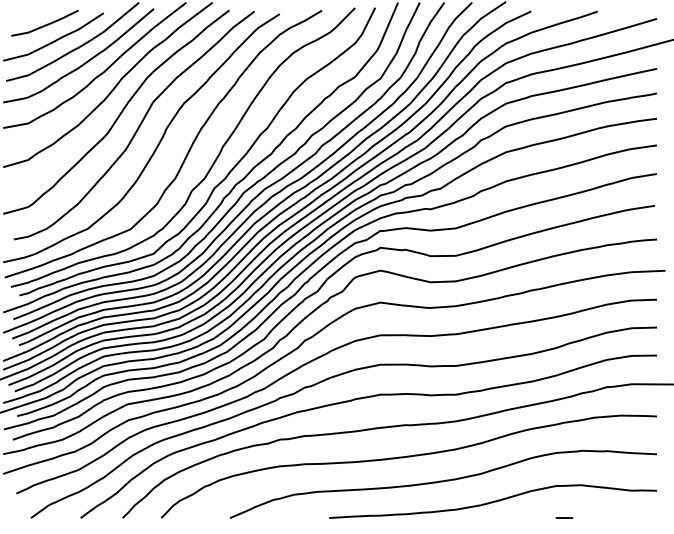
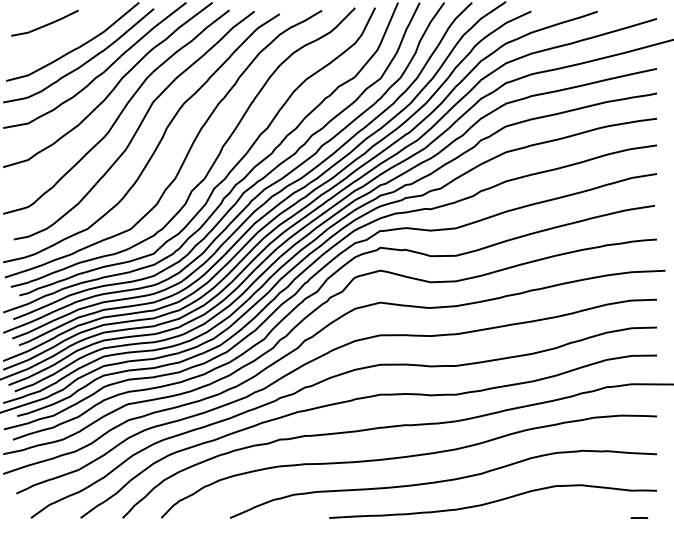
curve: present -> none (55, 39)
line position: (564, 517) -> (639, 517) (639, 517)
